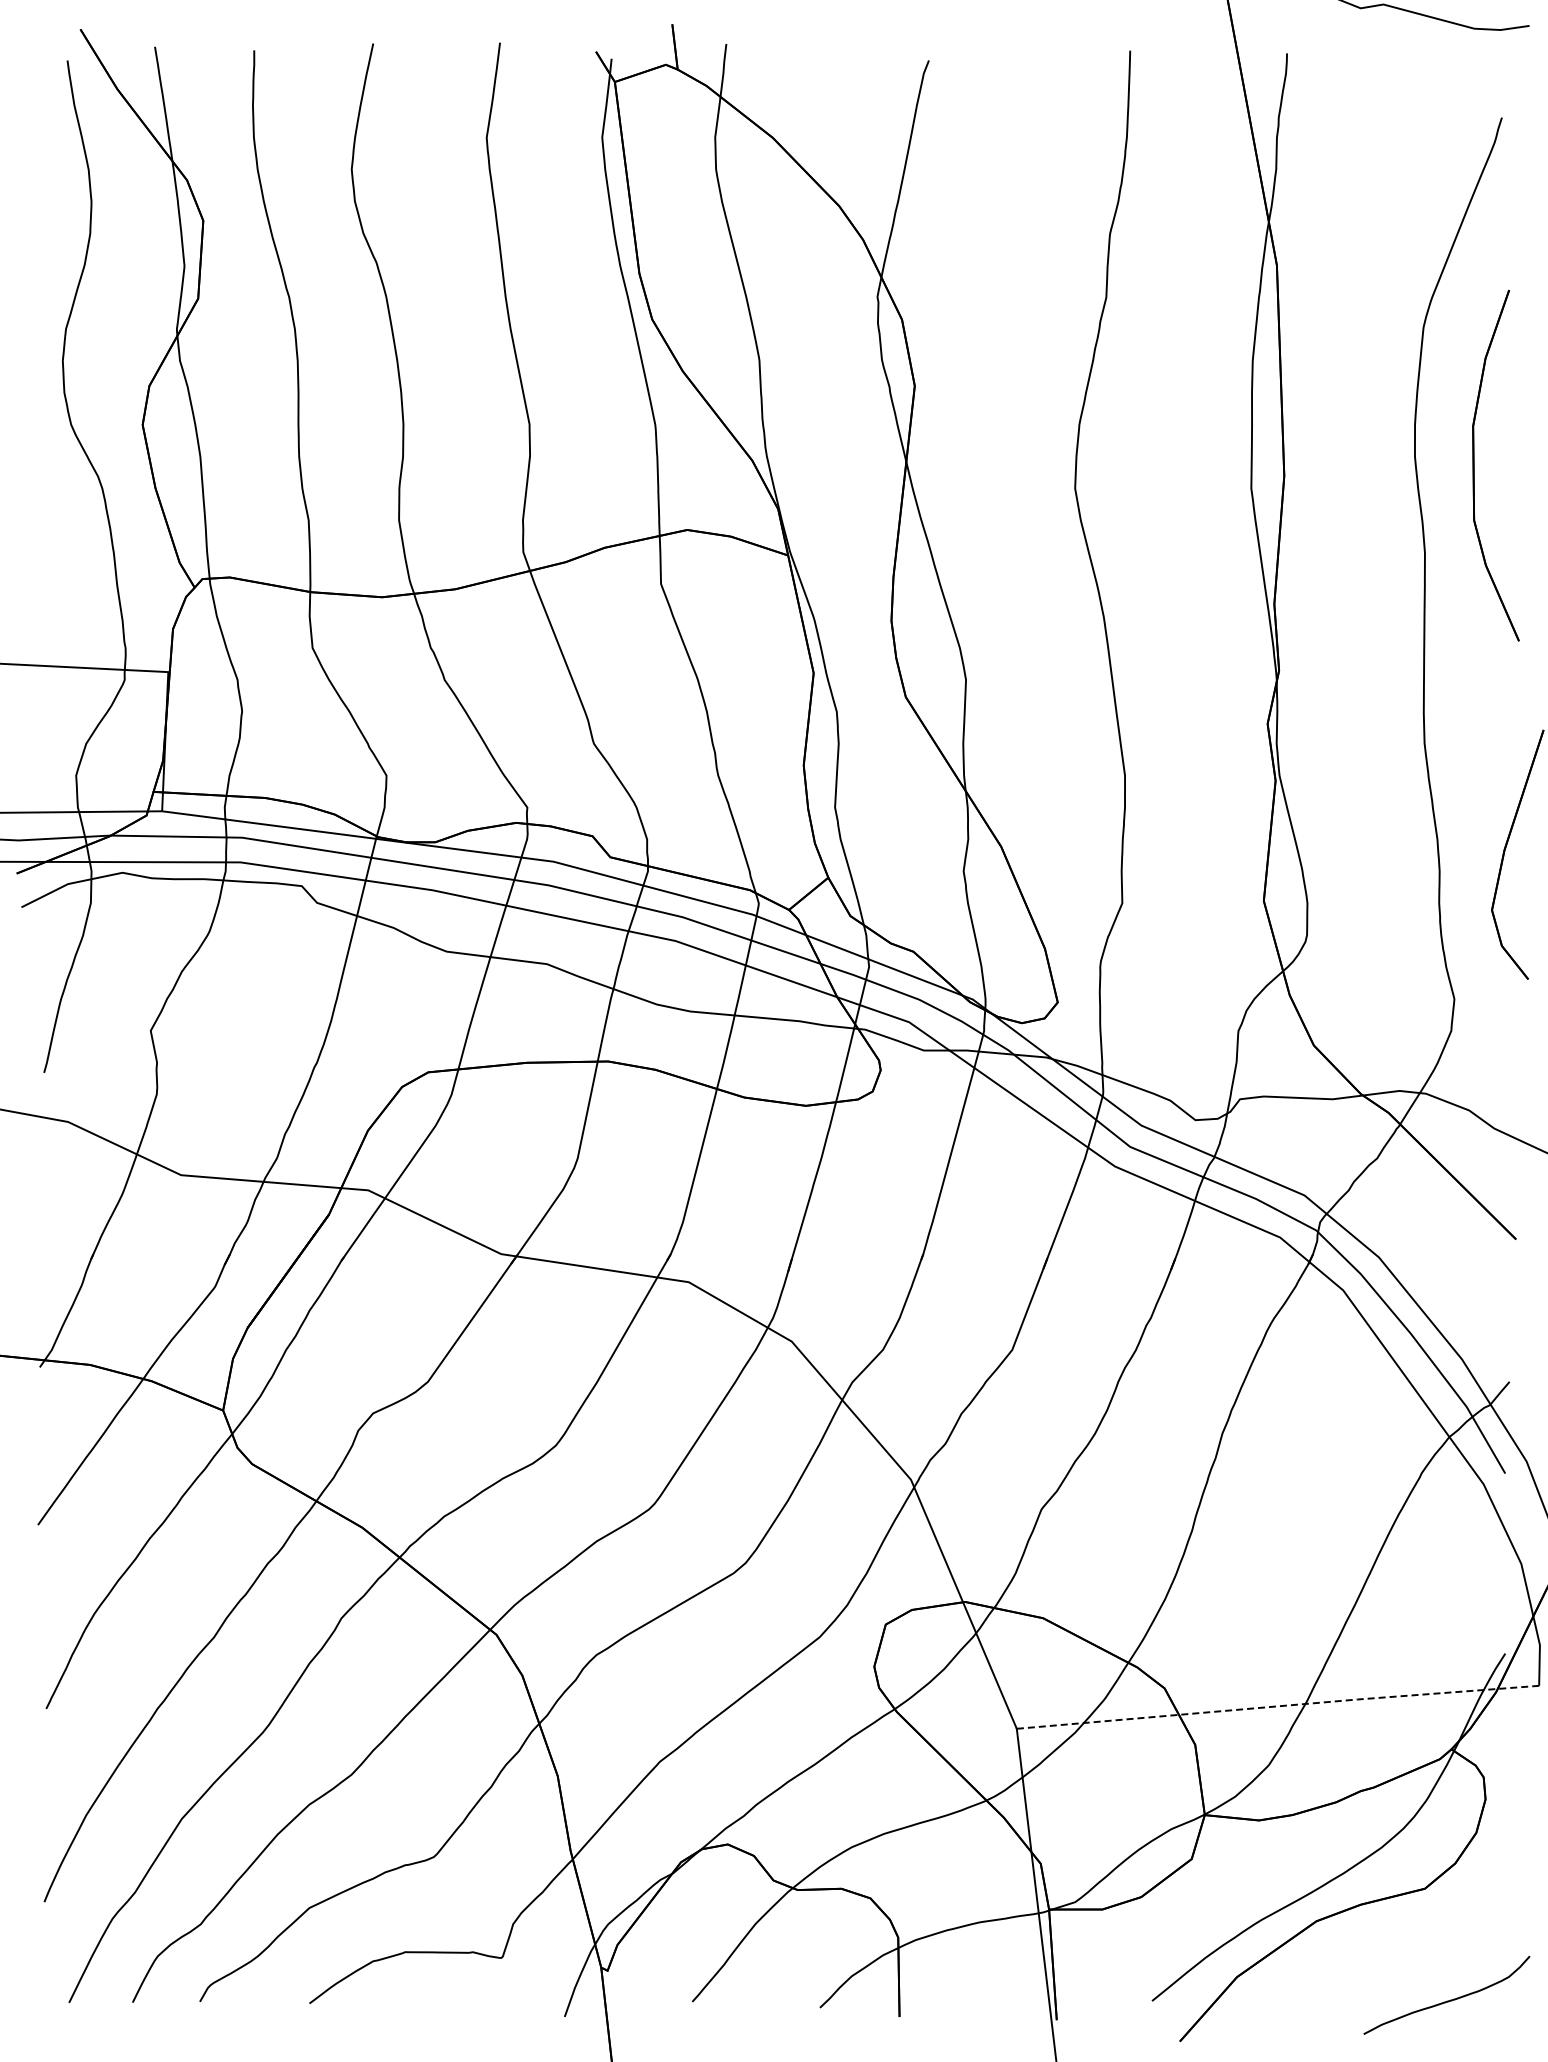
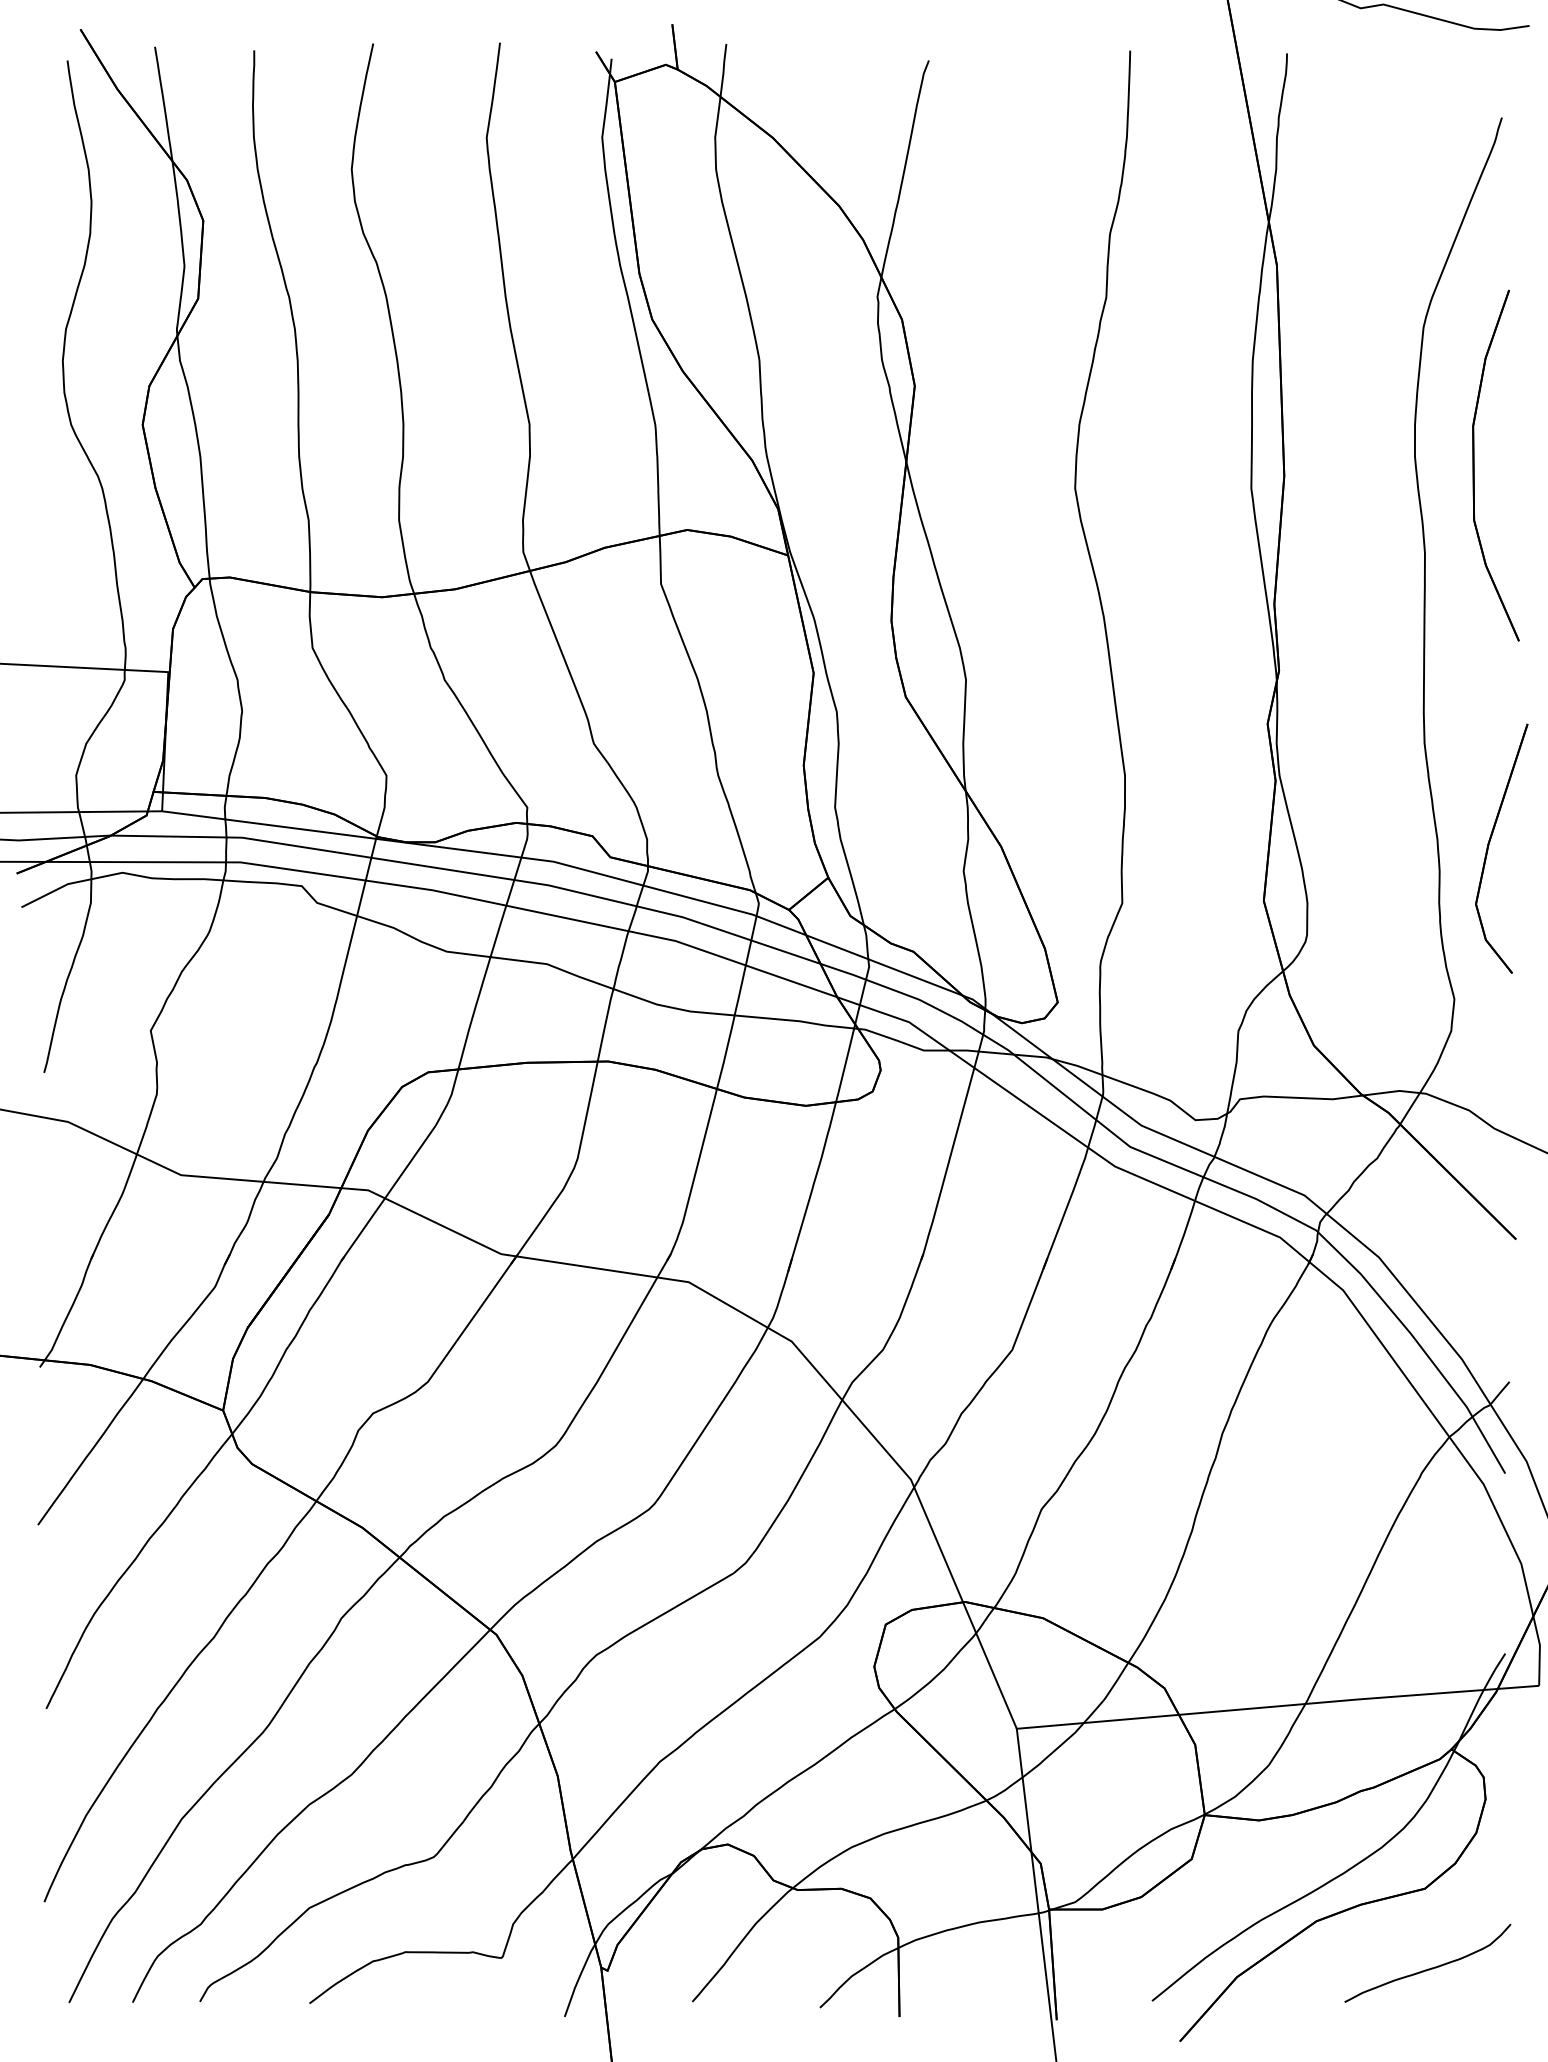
part position: (1505, 851) -> (1489, 845) (1489, 845)
line: dashed -> solid (1278, 1706)
curve position: (1447, 2000) -> (1428, 1968) (1428, 1968)
